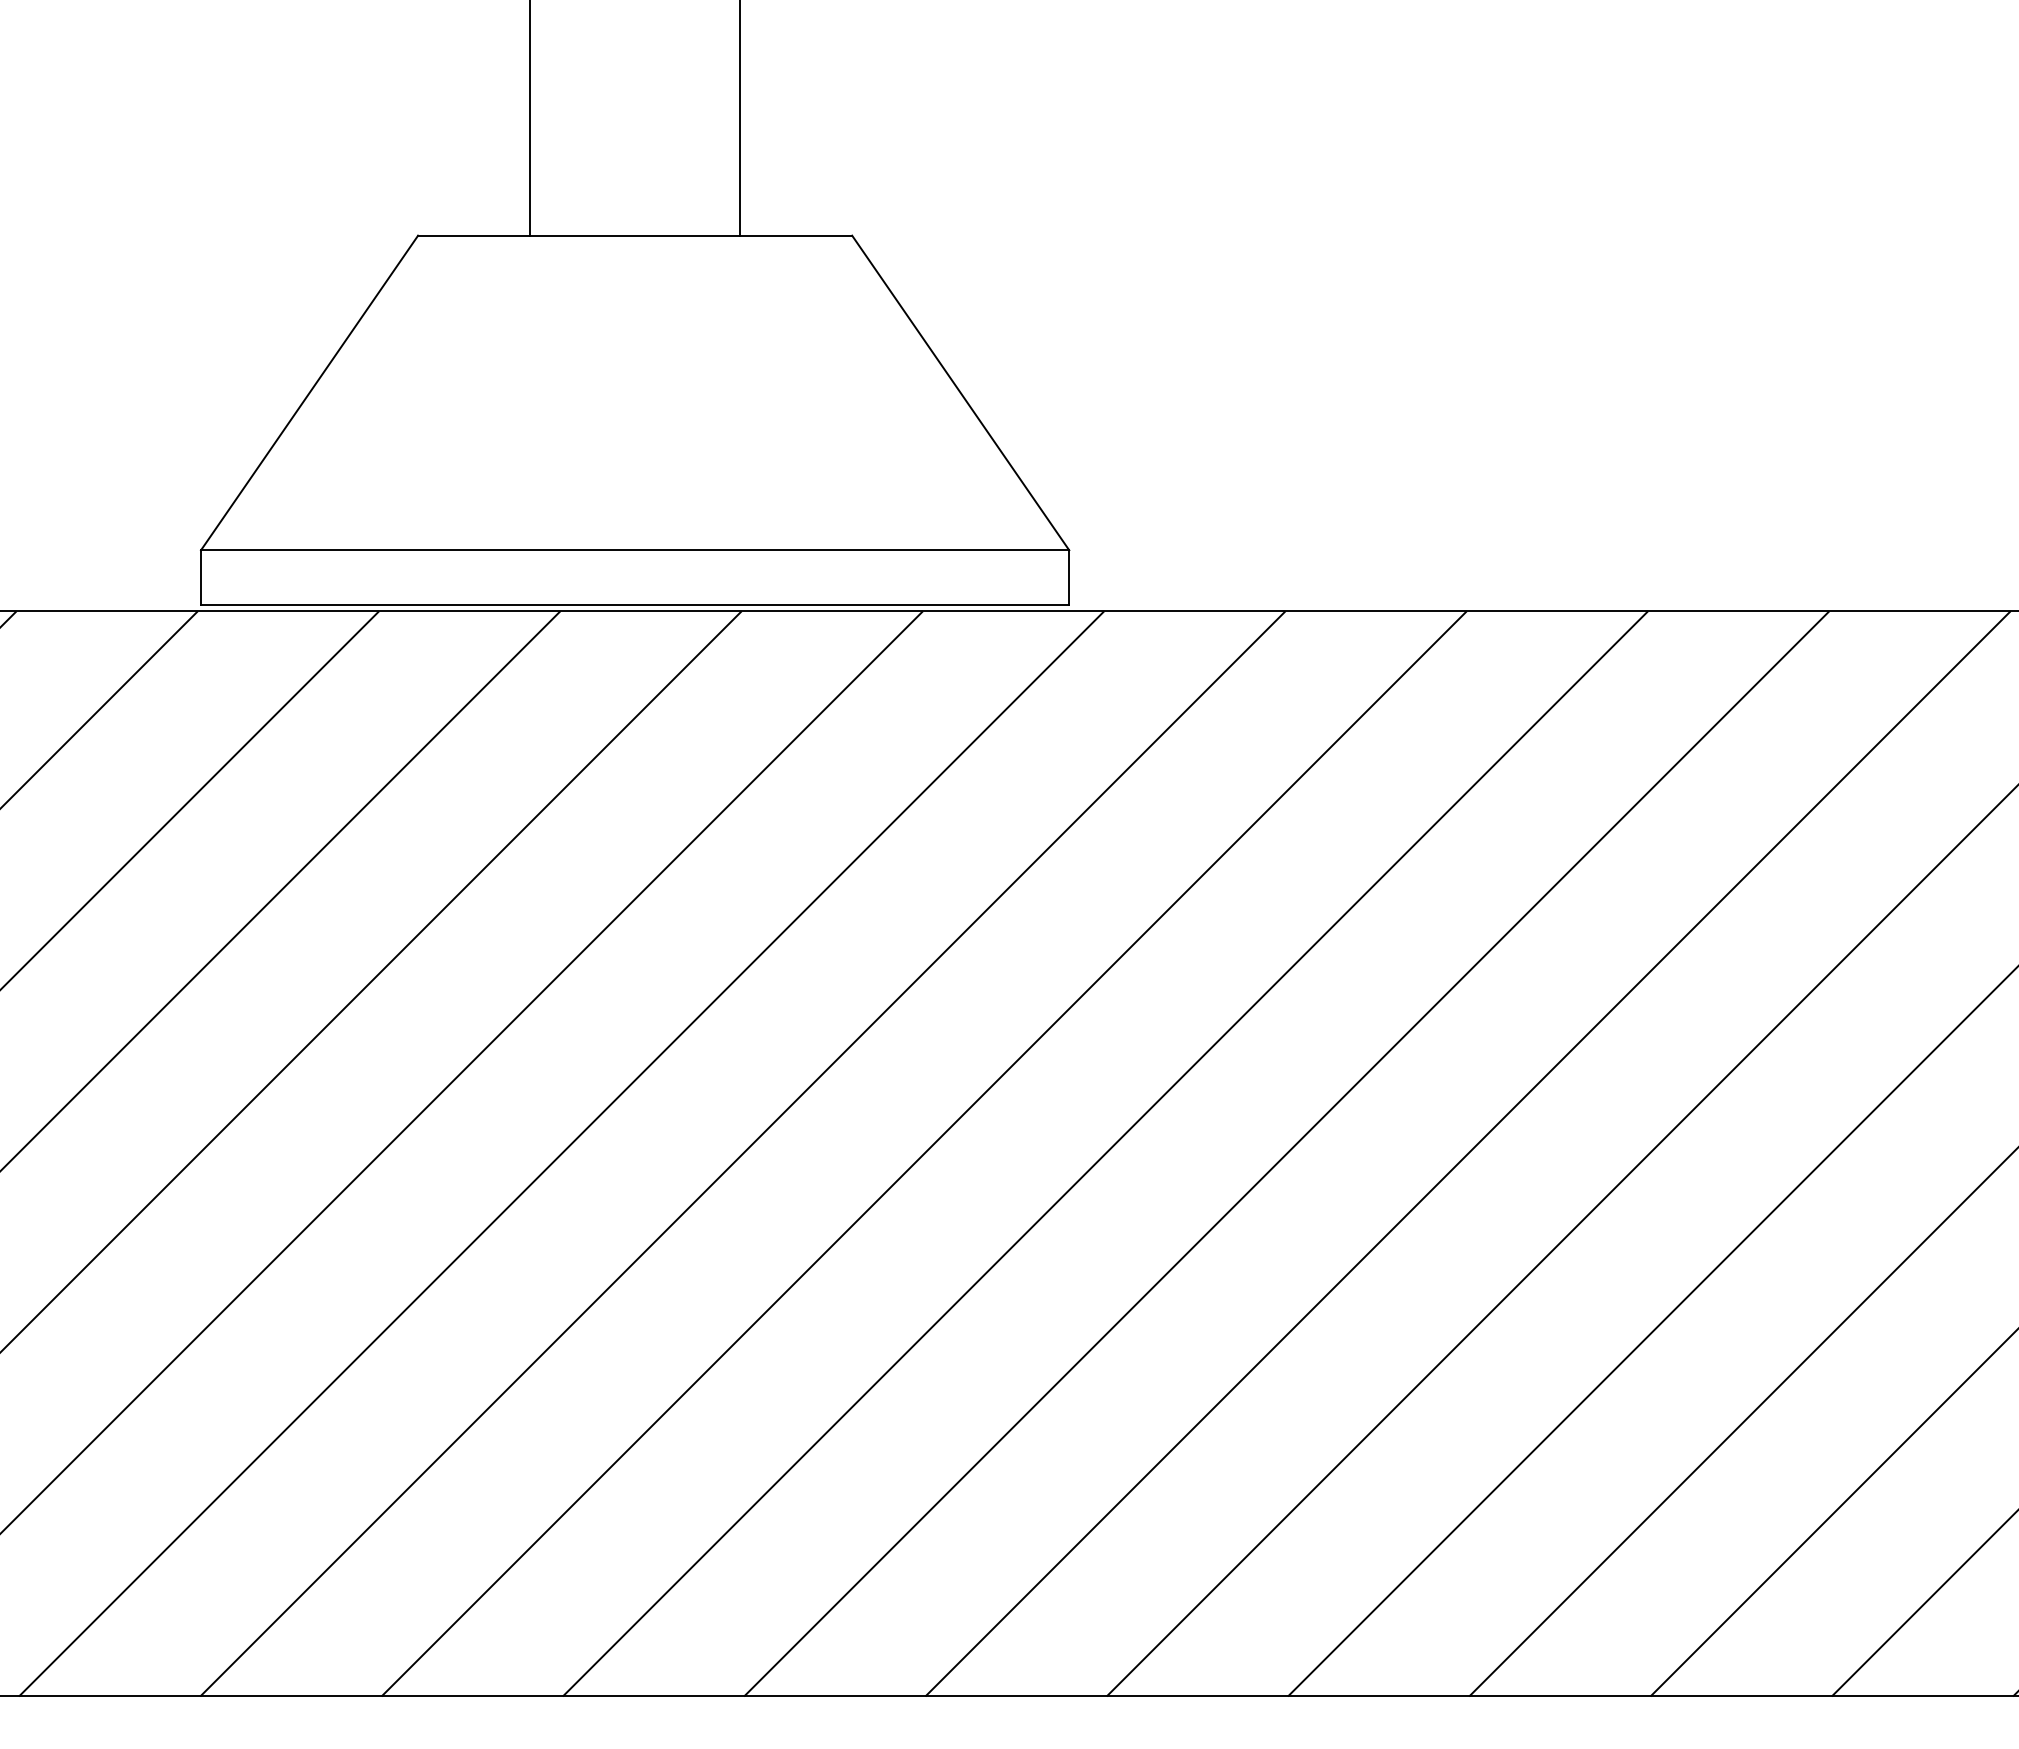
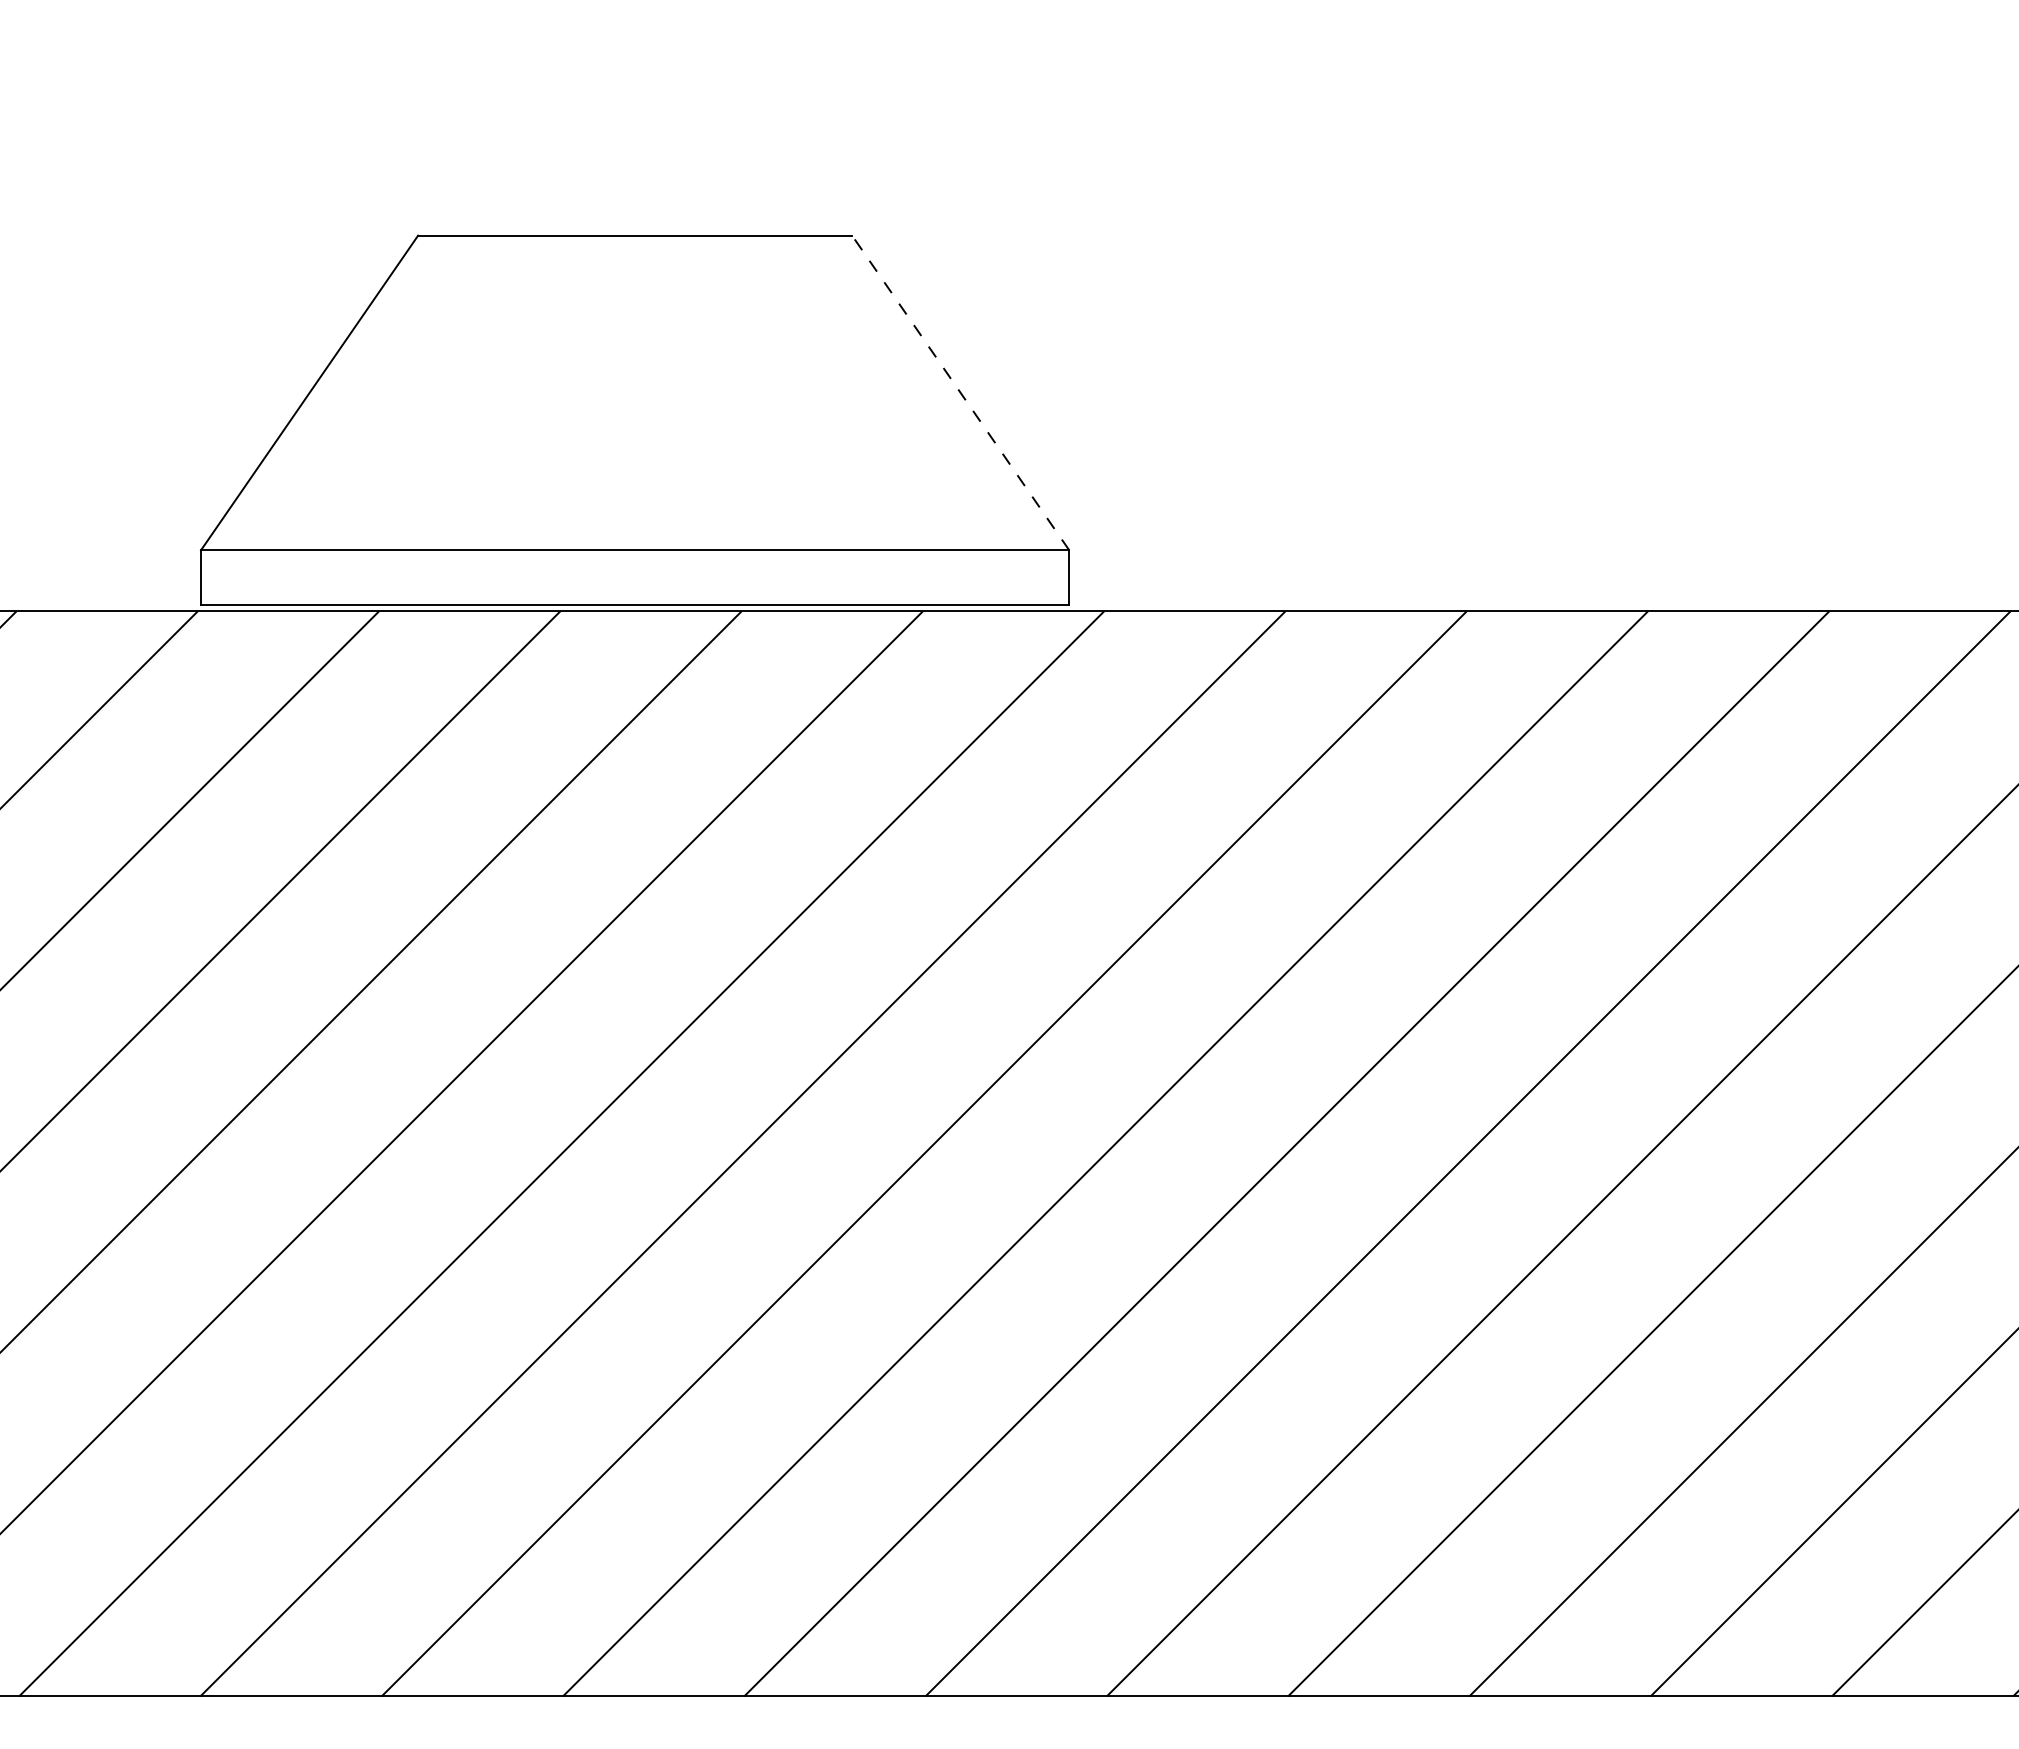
line: present -> none (529, 118)
line: present -> none (740, 118)
line: solid -> dashed (960, 392)
